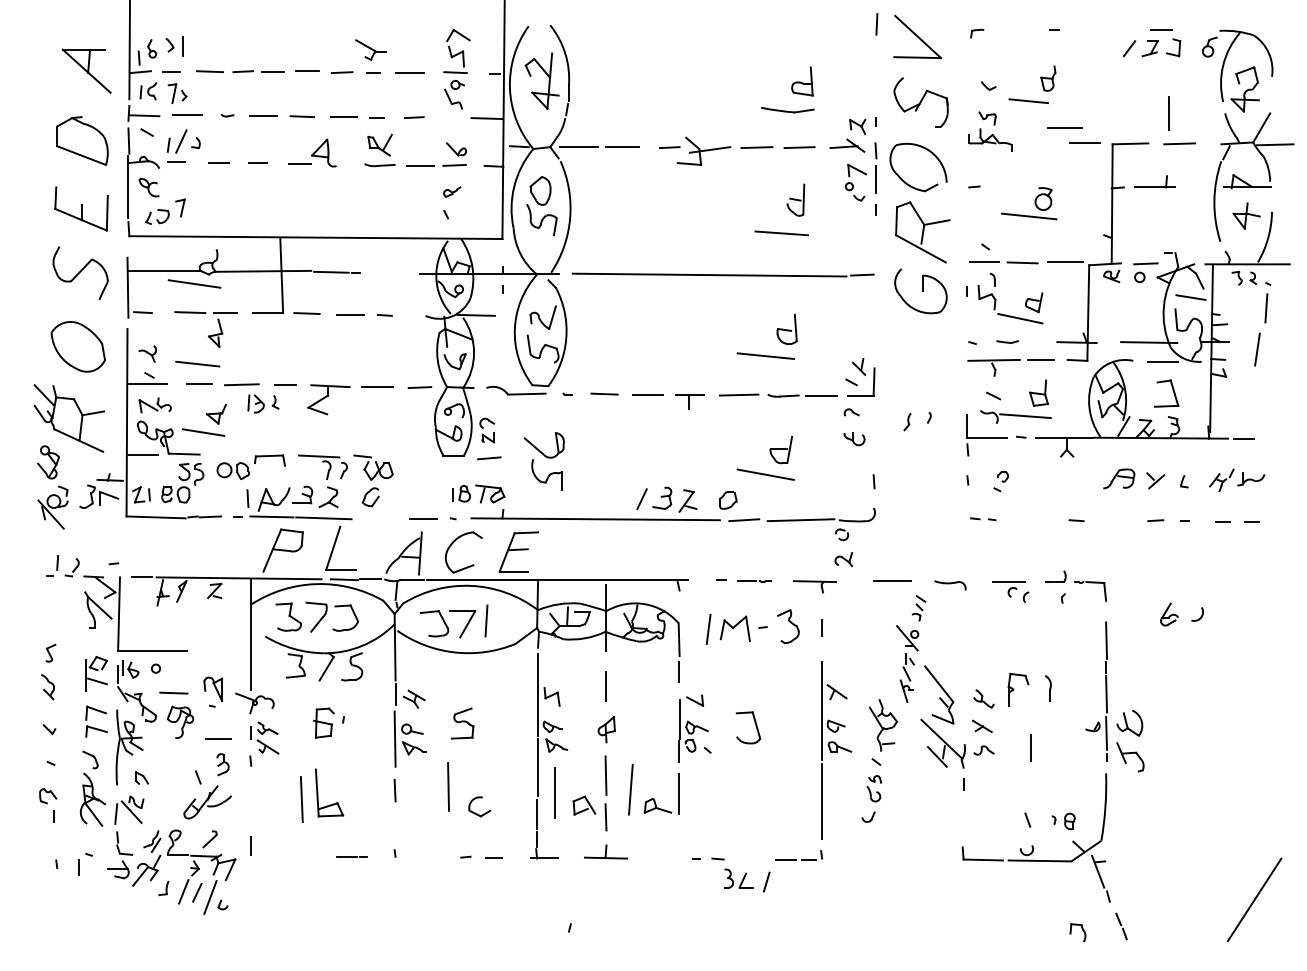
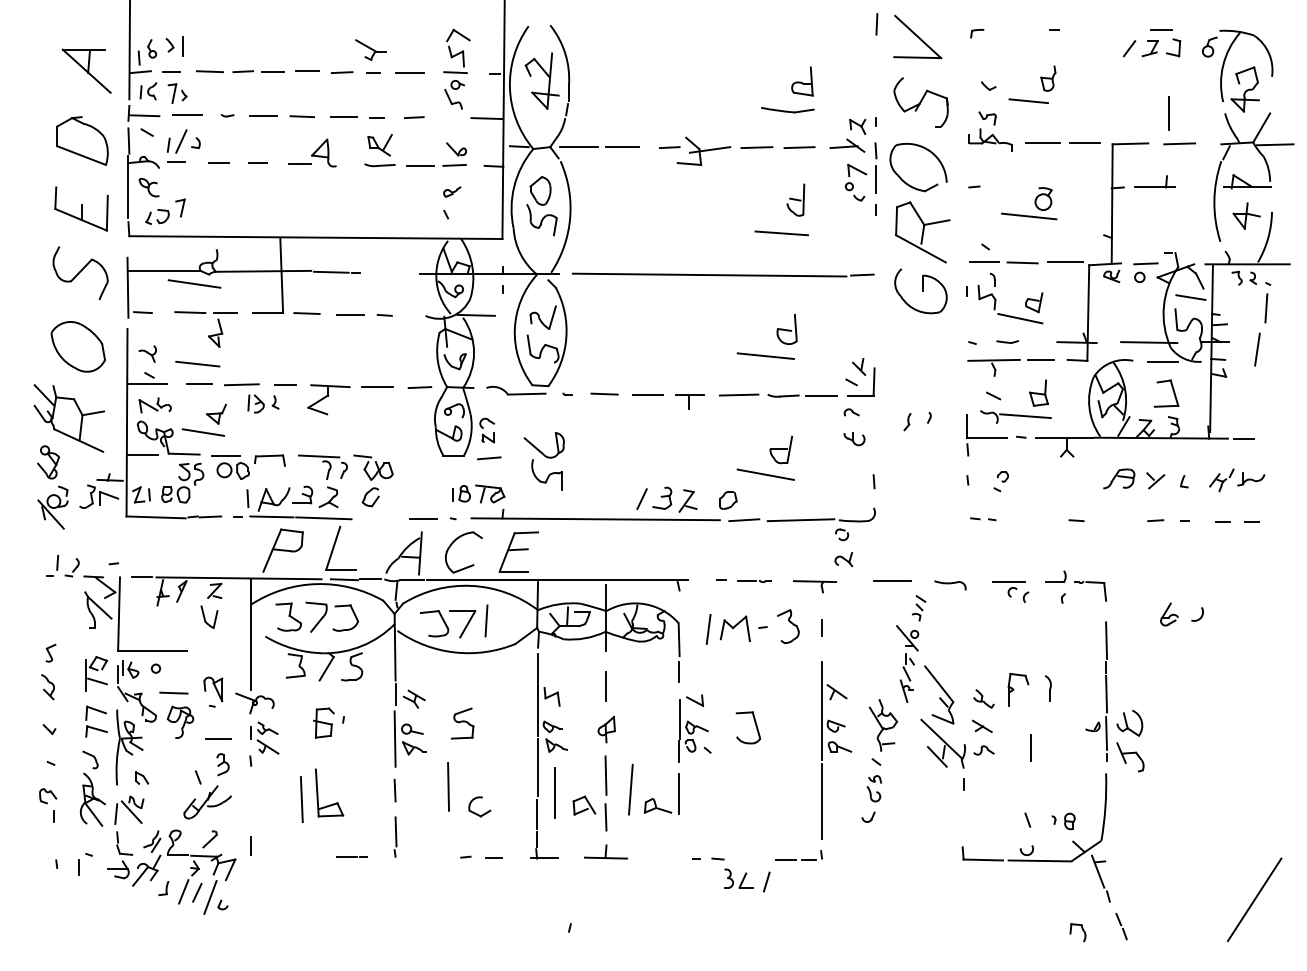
line position: (1064, 127) -> (1042, 142) (1042, 142)
line: none -> present (225, 455)
part: none -> present (209, 616)
line: none -> present (395, 831)
